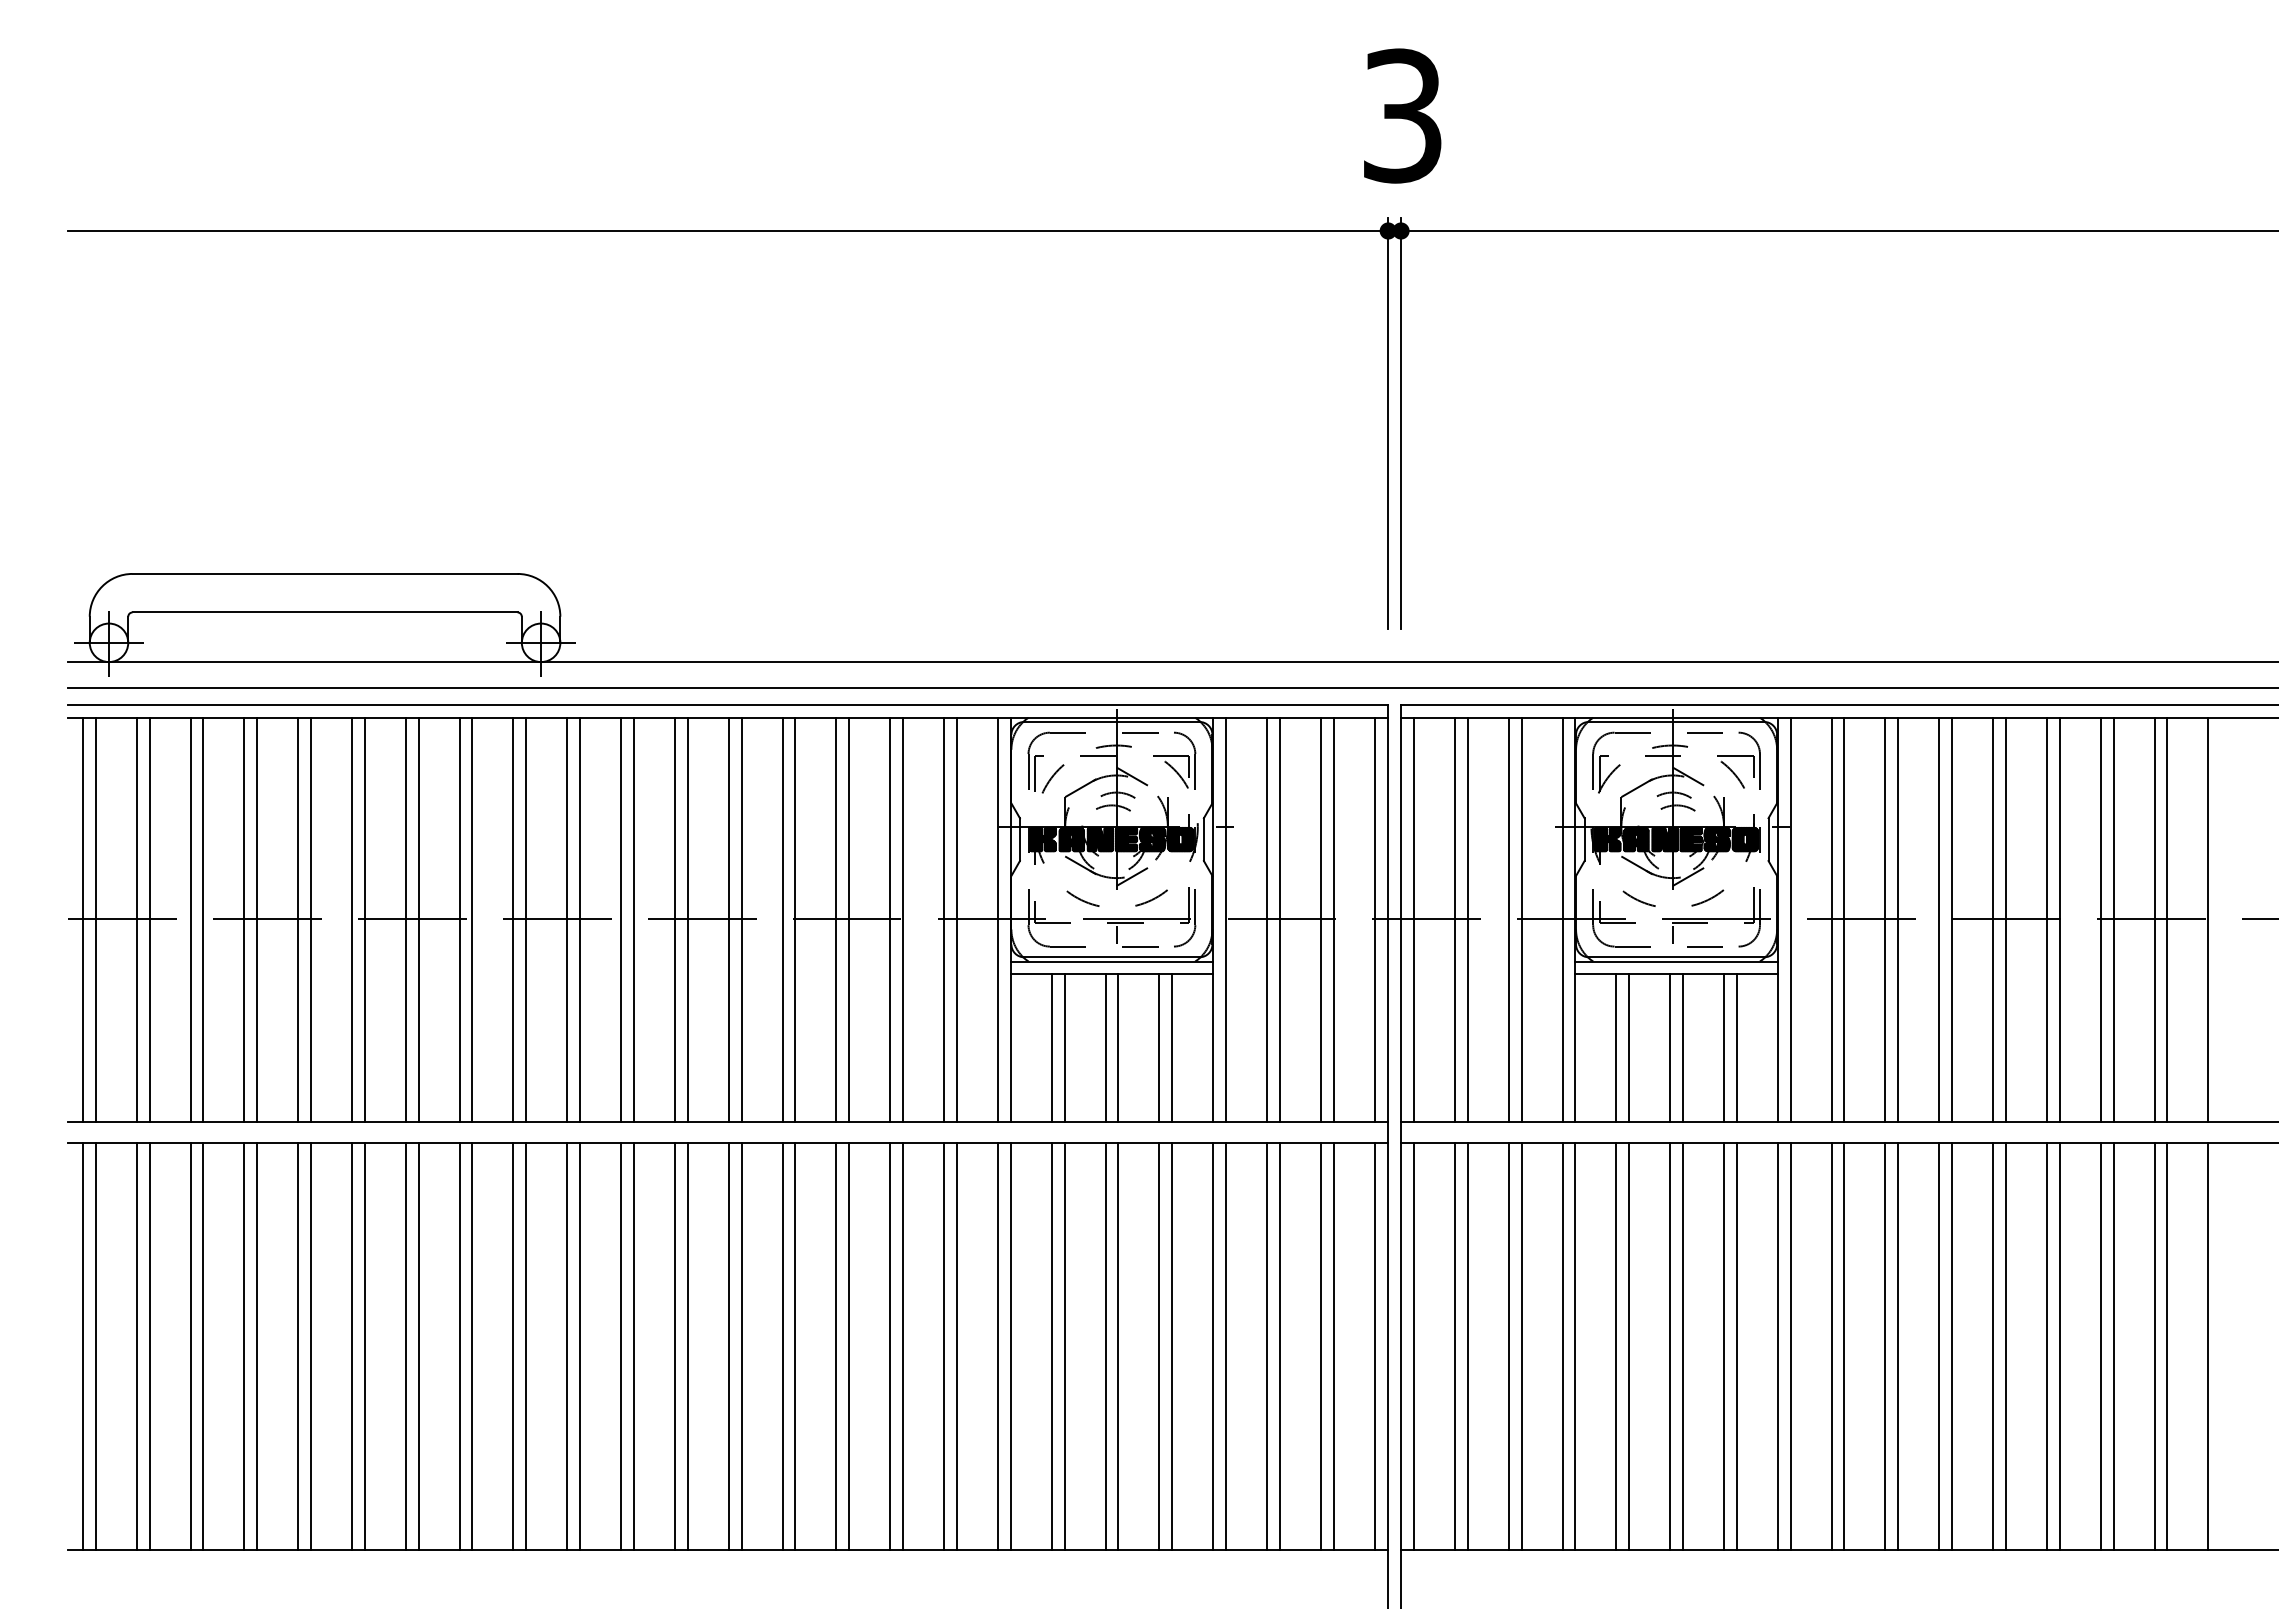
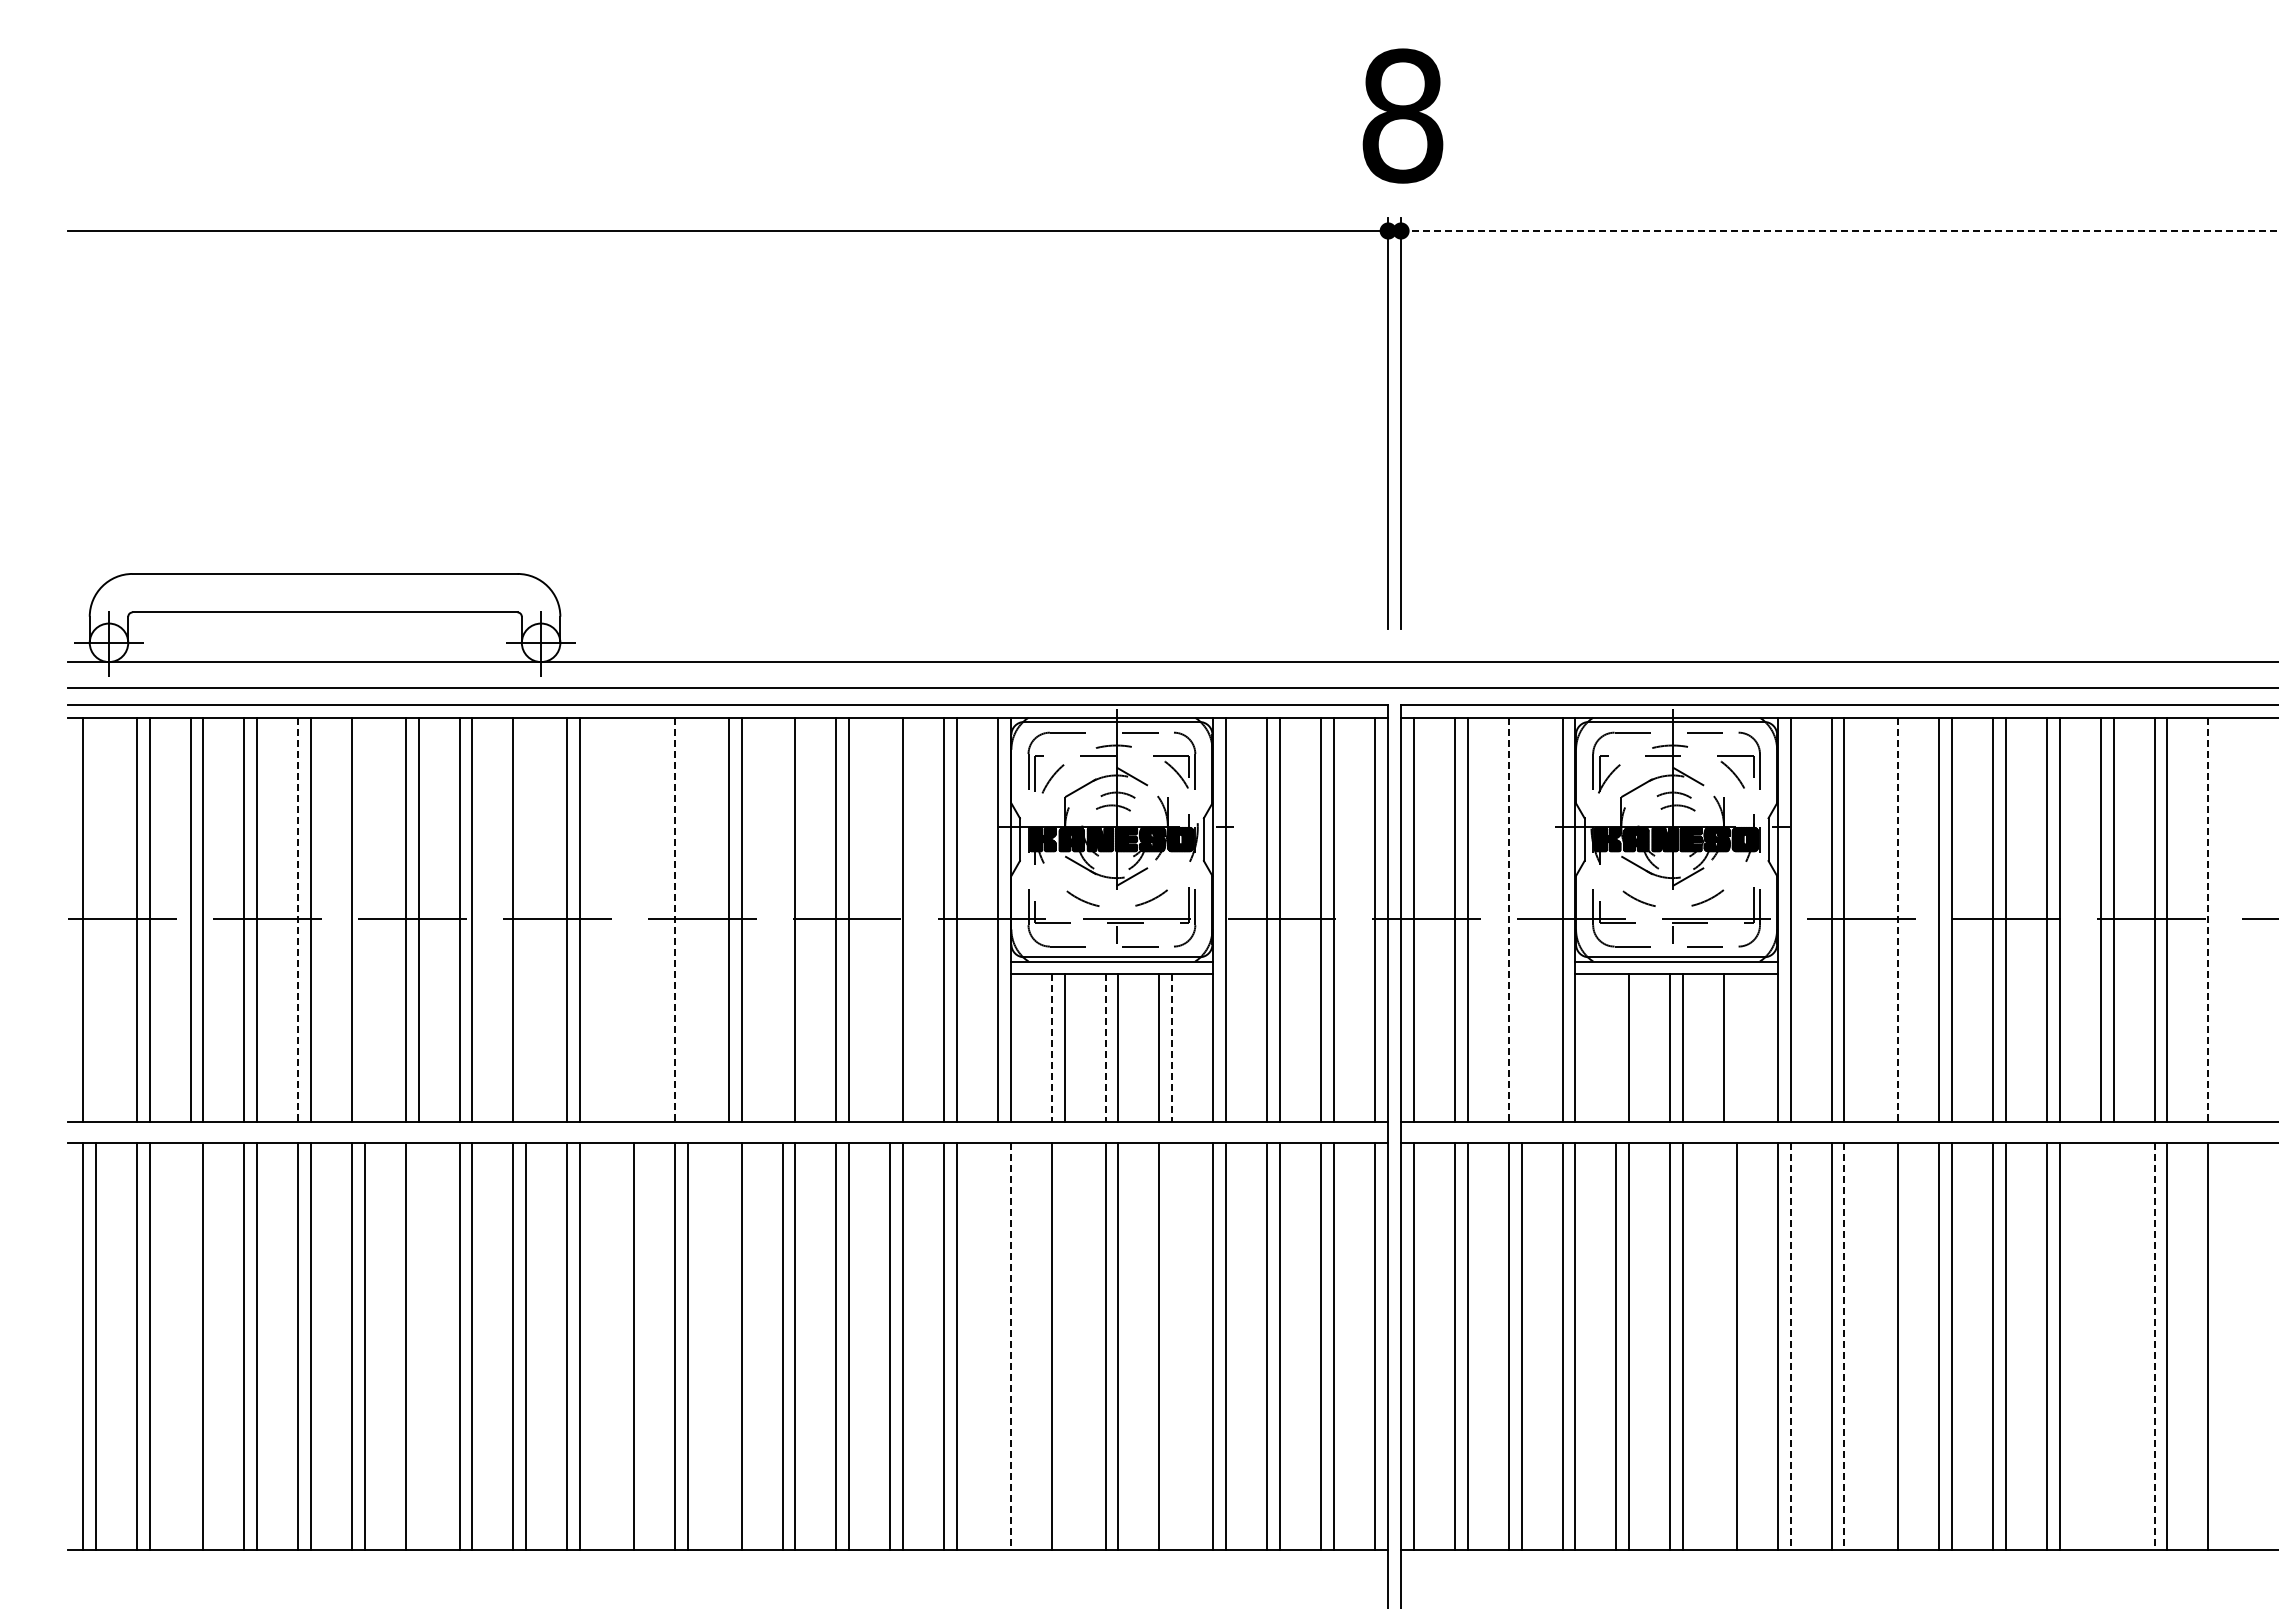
text: 3 -> 8 (1402, 115)
line: solid -> dashed (1840, 231)
line: present -> none (95, 919)
line: present -> none (364, 919)
line: present -> none (526, 919)
line: present -> none (621, 919)
line: present -> none (633, 919)
line: present -> none (687, 919)
line: present -> none (782, 919)
line: present -> none (890, 919)
line: present -> none (1521, 919)
line: present -> none (1885, 919)
line: solid -> dashed (298, 920)
line: solid -> dashed (674, 920)
line: solid -> dashed (1508, 920)
line: solid -> dashed (1898, 920)
line: solid -> dashed (2208, 920)
line: solid -> dashed (1051, 1048)
line: solid -> dashed (1105, 1048)
line: solid -> dashed (1172, 1048)
line: present -> none (1616, 1048)
line: present -> none (1736, 1048)
line: present -> none (190, 1346)
line: present -> none (418, 1346)
line: present -> none (621, 1346)
line: present -> none (728, 1346)
line: present -> none (997, 1346)
line: present -> none (1064, 1346)
line: present -> none (1172, 1346)
line: present -> none (1723, 1346)
line: present -> none (1885, 1346)
line: present -> none (2100, 1346)
line: present -> none (2113, 1346)
line: solid -> dashed (1010, 1347)
line: solid -> dashed (1790, 1347)
line: solid -> dashed (1844, 1347)
line: solid -> dashed (2154, 1347)
